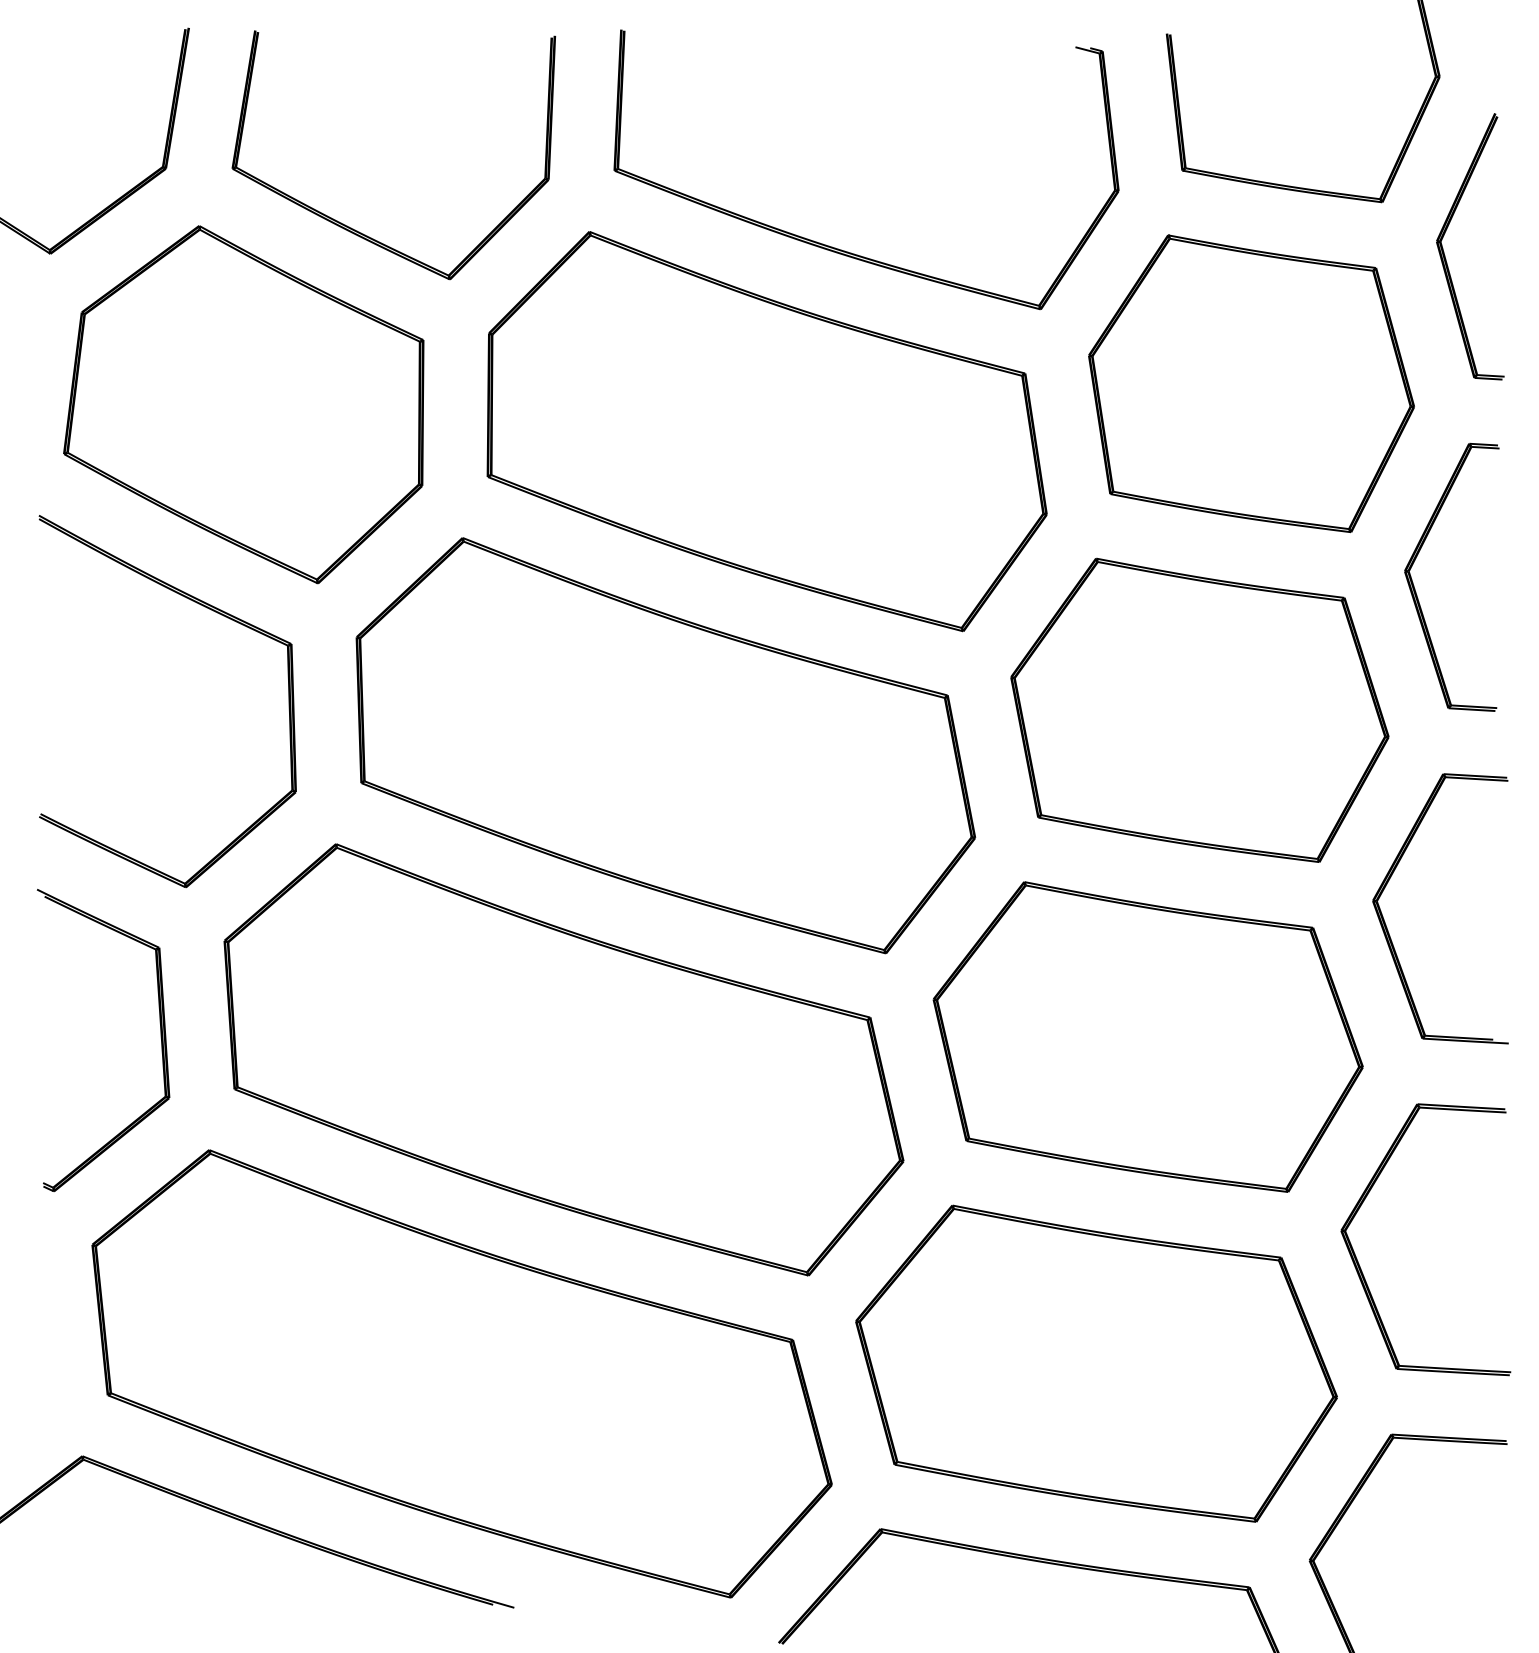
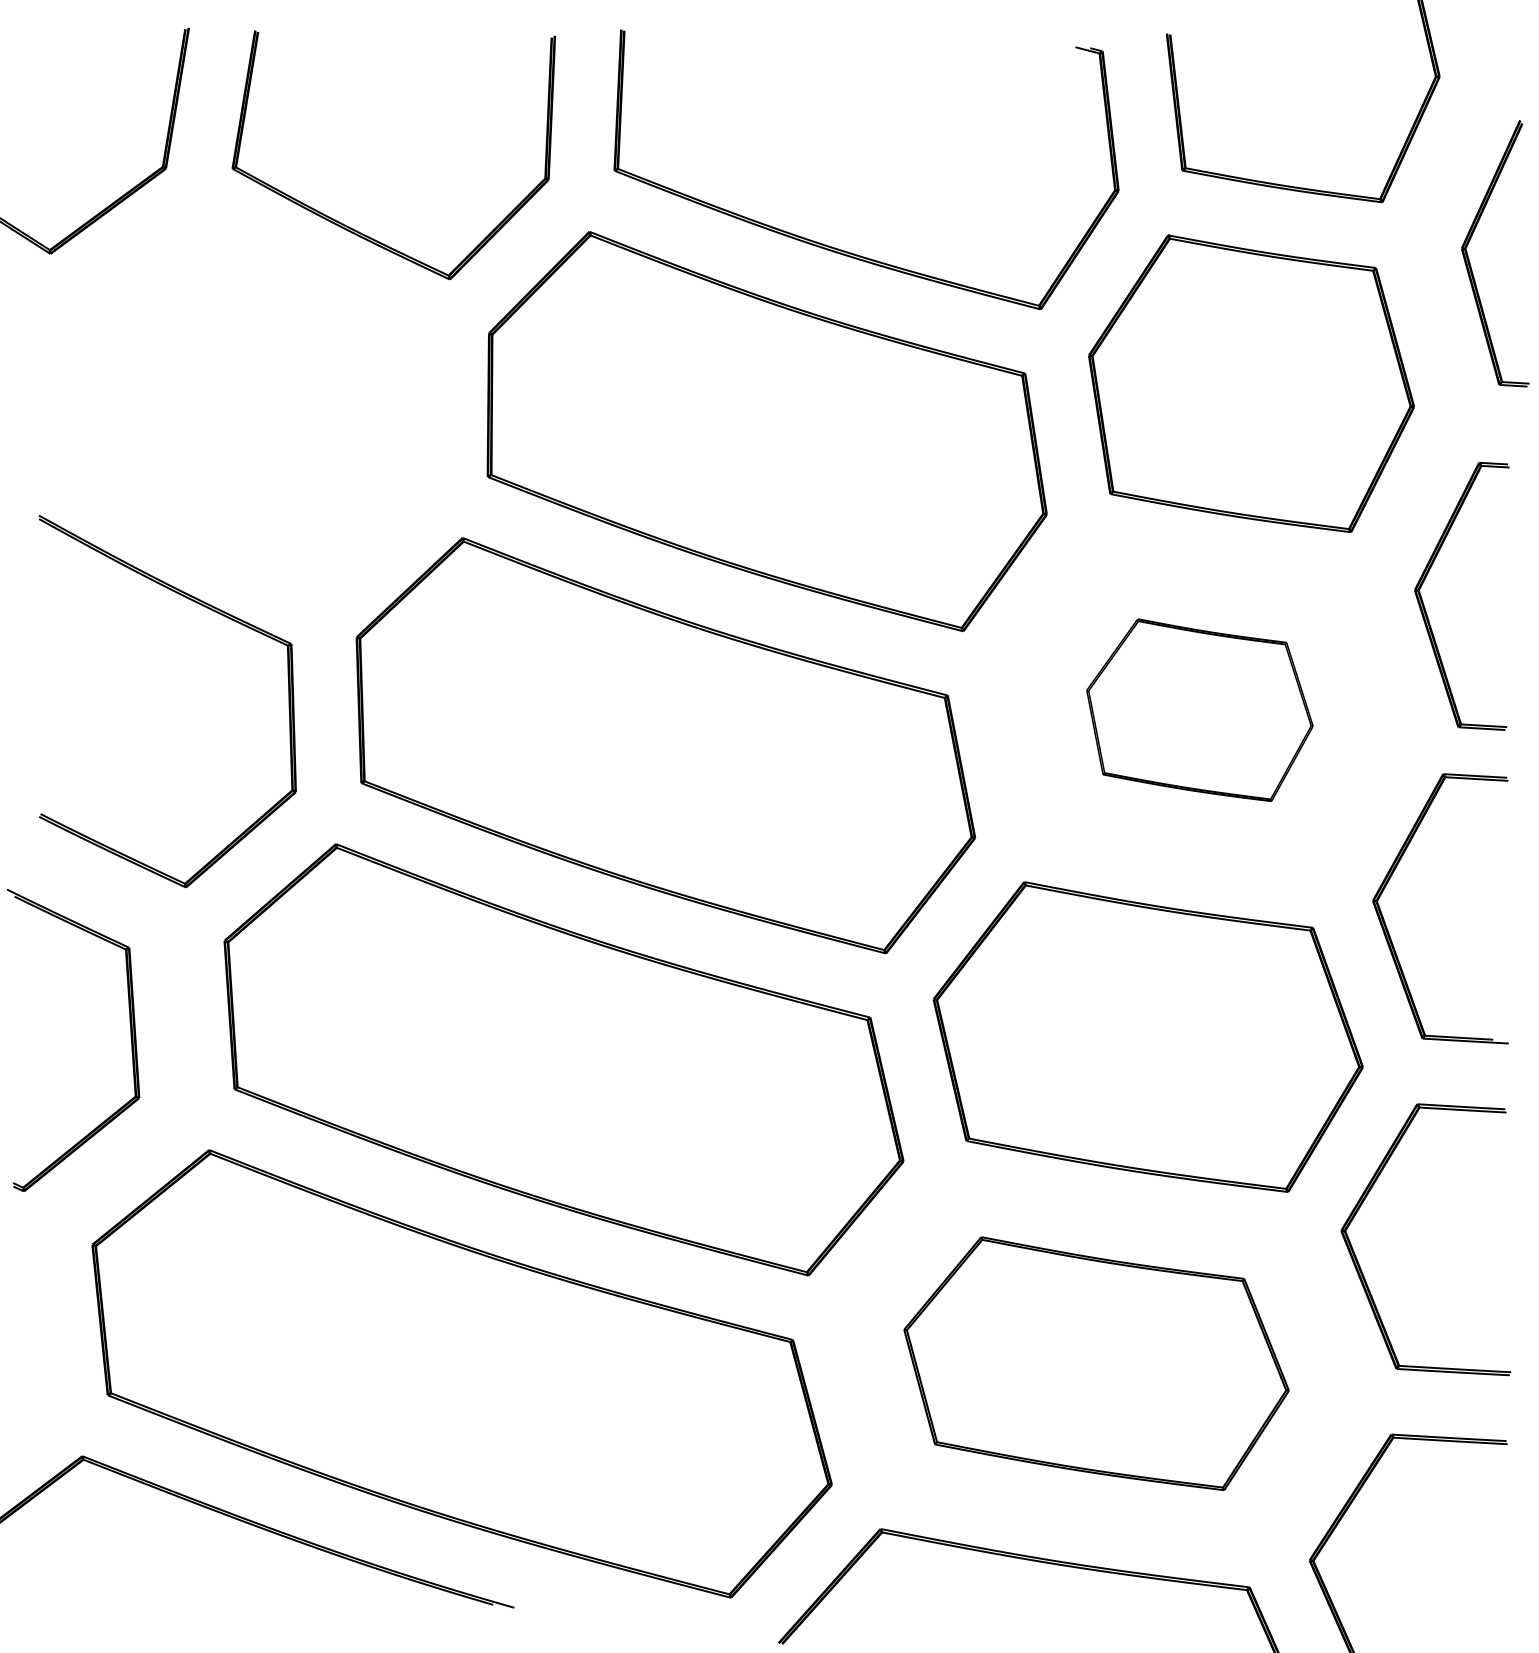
part position: (1444, 251) -> (1469, 258) (1469, 258)
part: present -> none (243, 404)
part position: (1415, 588) -> (1425, 607) (1425, 607)
part size: 380x306 px -> 228x184 px (1199, 709)
part position: (160, 1037) -> (130, 1037) (130, 1037)
part size: 483x319 px -> 387x256 px (1096, 1363)
